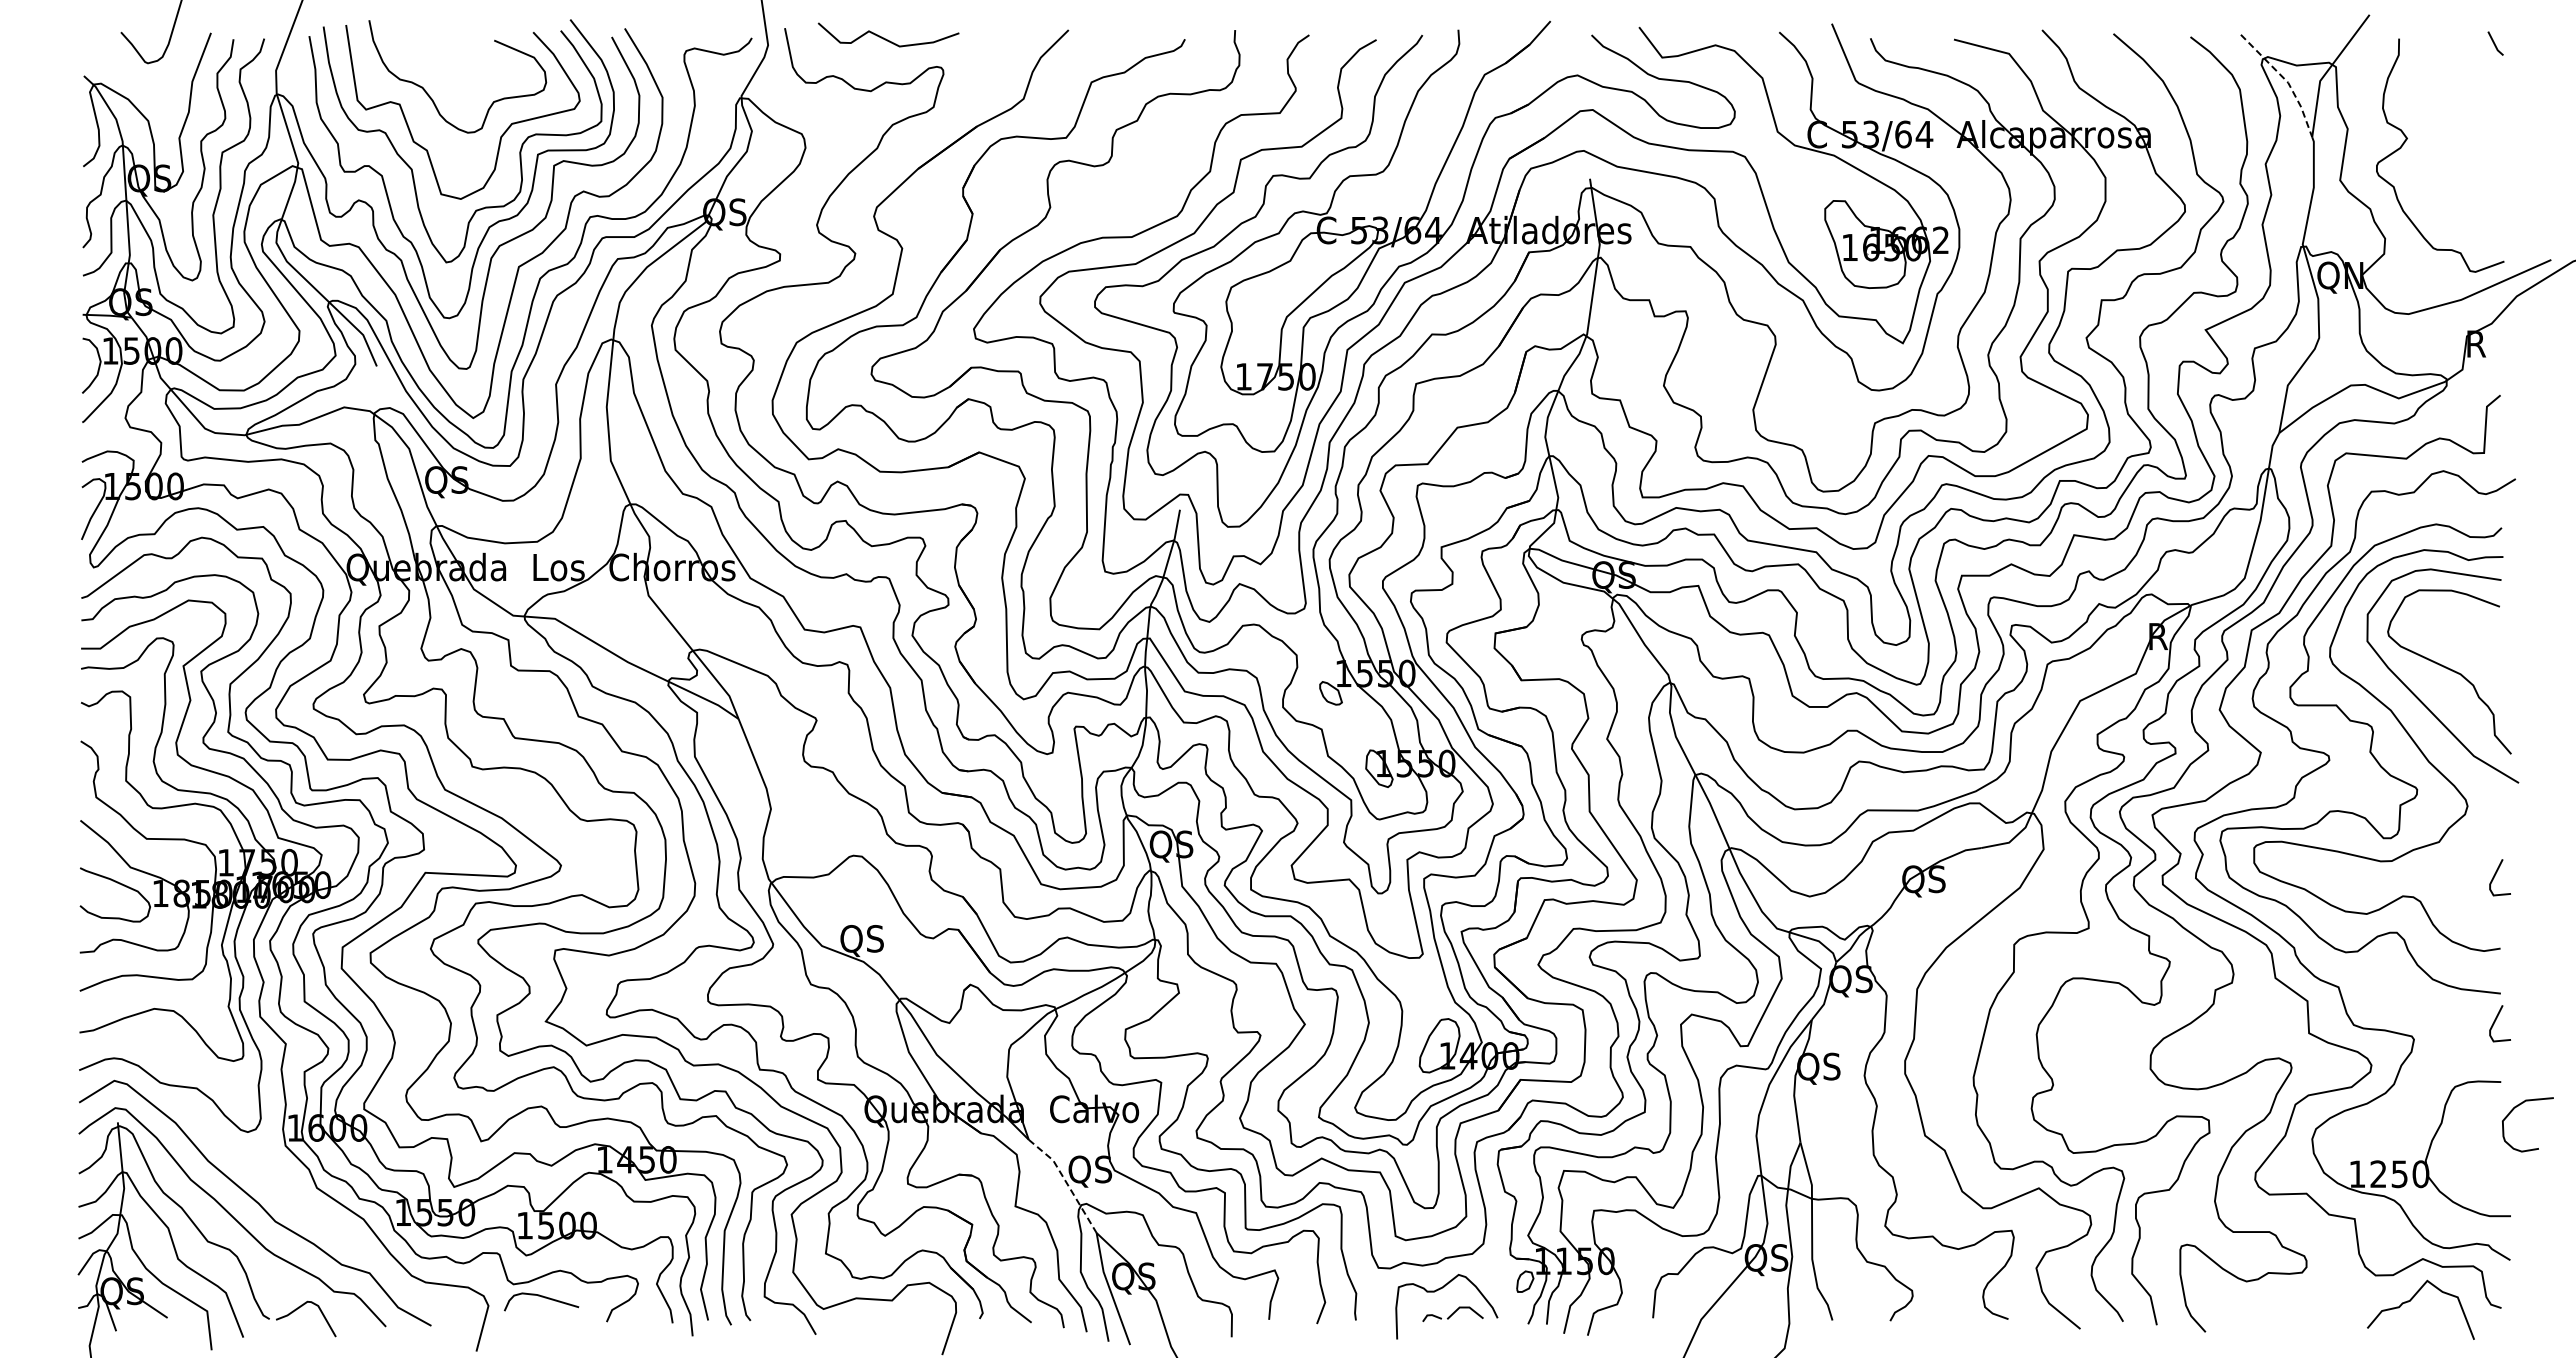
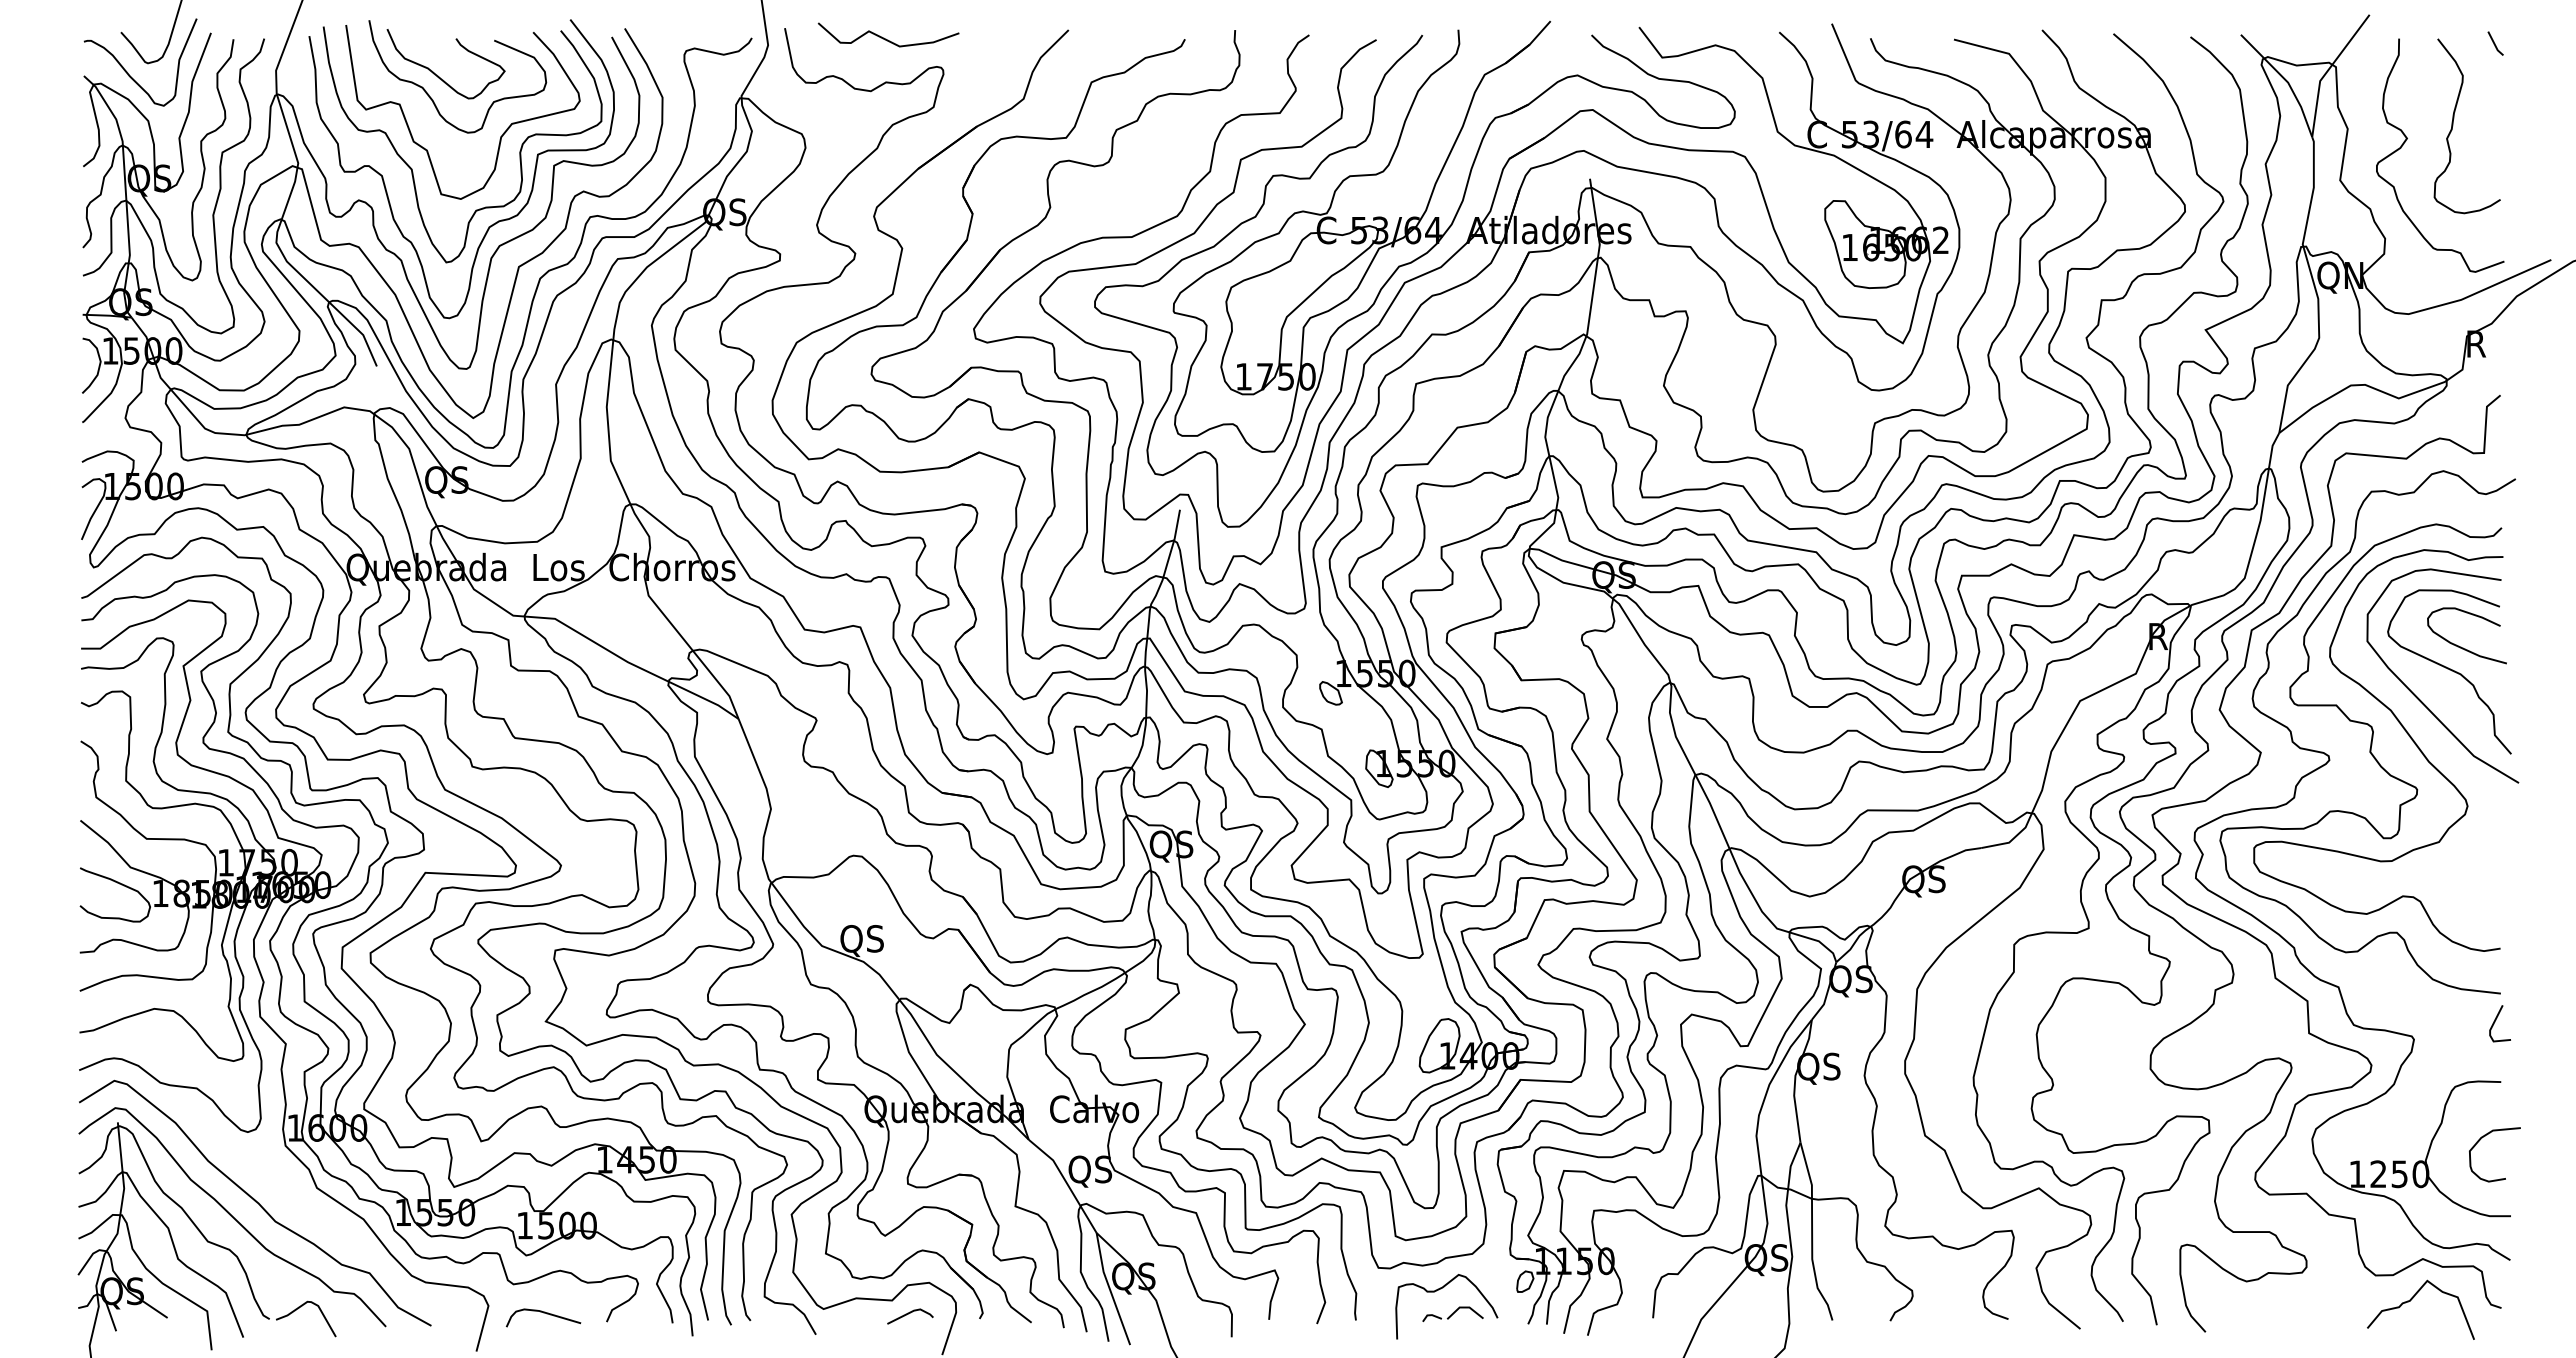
curve: none -> present (127, 71)
curve: none -> present (438, 75)
line: dashed -> solid (2286, 81)
curve: none -> present (2453, 126)
curve: none -> present (2461, 646)
line: present -> none (2495, 876)
curve position: (2513, 1110) -> (2480, 1140) (2480, 1140)
line: dashed -> solid (1066, 1182)
curve position: (541, 1297) -> (543, 1313) (543, 1313)
line: none -> present (908, 1314)
